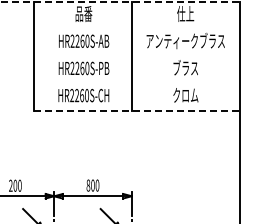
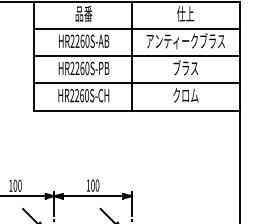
line: dashed -> solid (120, 1)
line: none -> present (136, 29)
line: none -> present (136, 56)
line: none -> present (136, 83)
line: dashed -> solid (136, 110)
text: 200 -> 100 (10, 185)
text: 800 -> 100 (88, 185)
